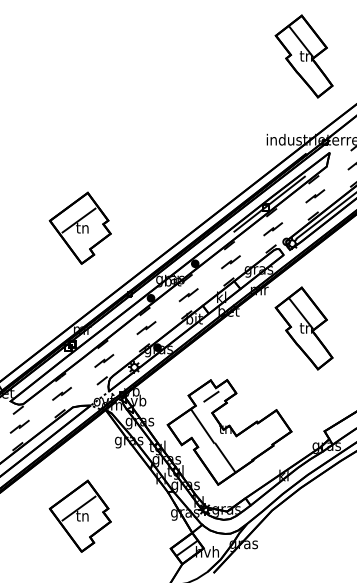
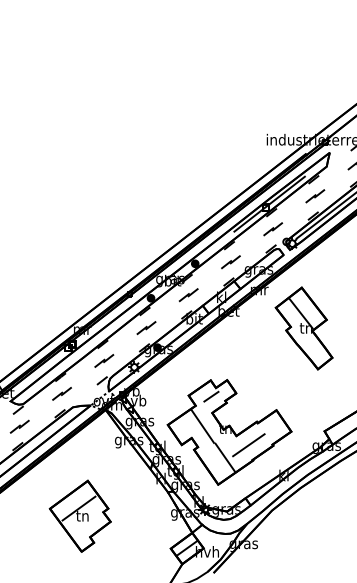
part: present -> none (303, 56)
part: present -> none (79, 227)
line: none -> present (248, 445)
